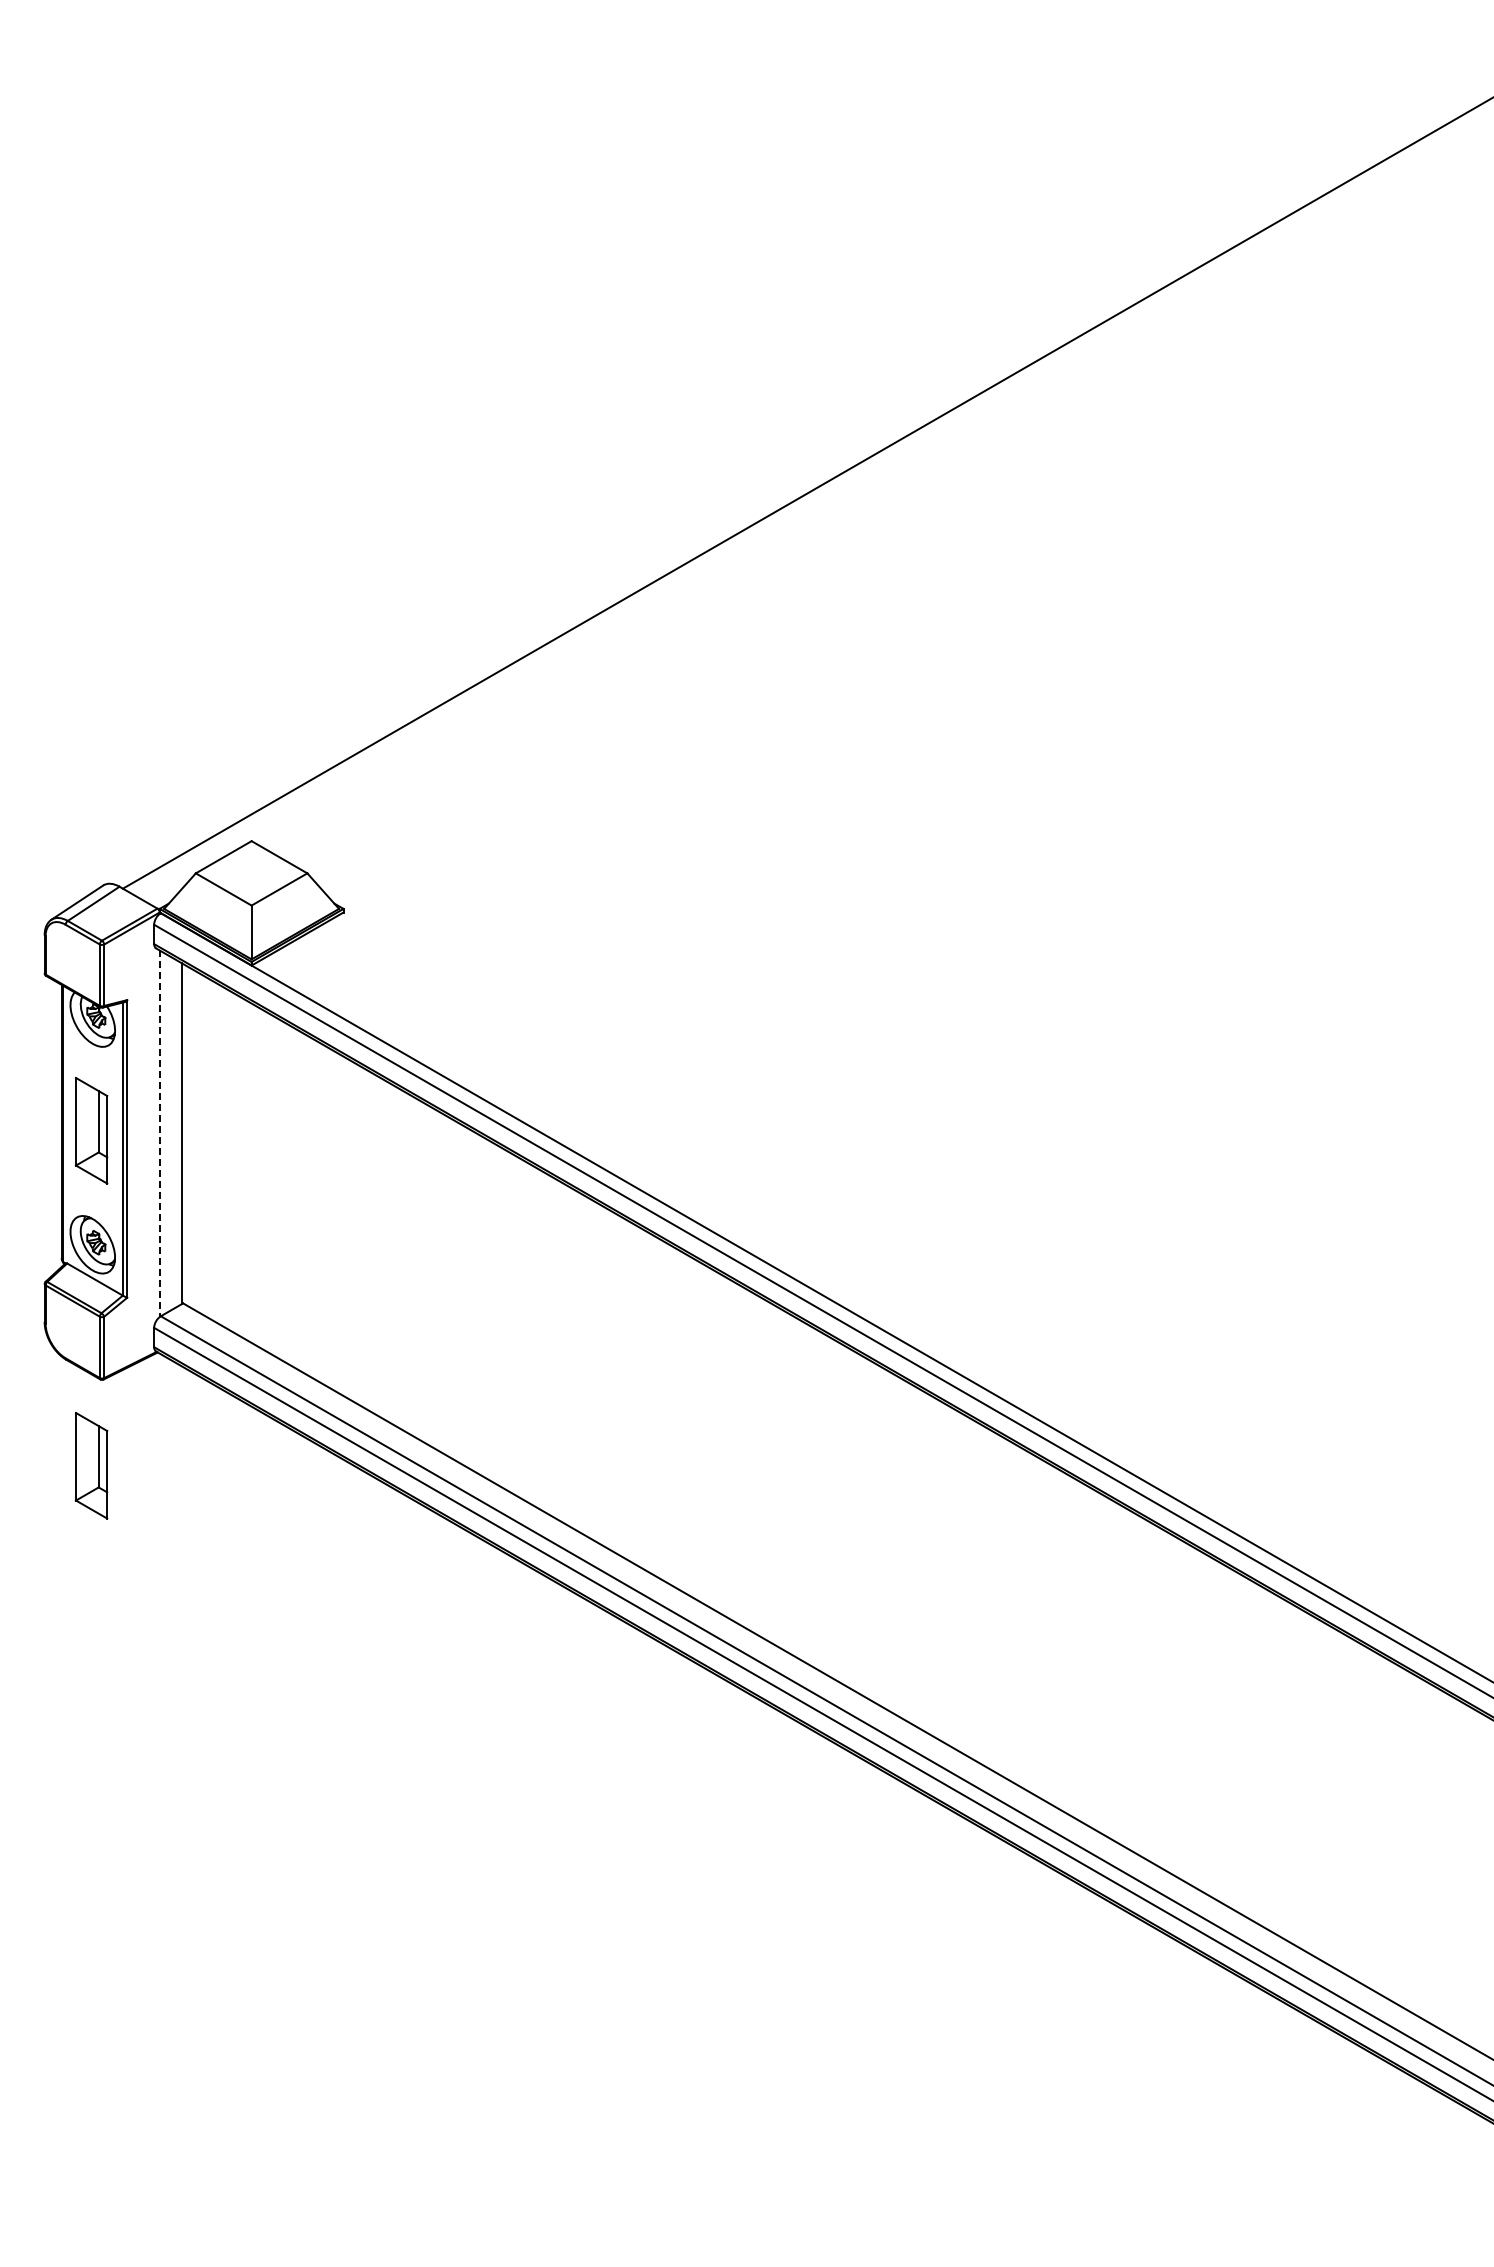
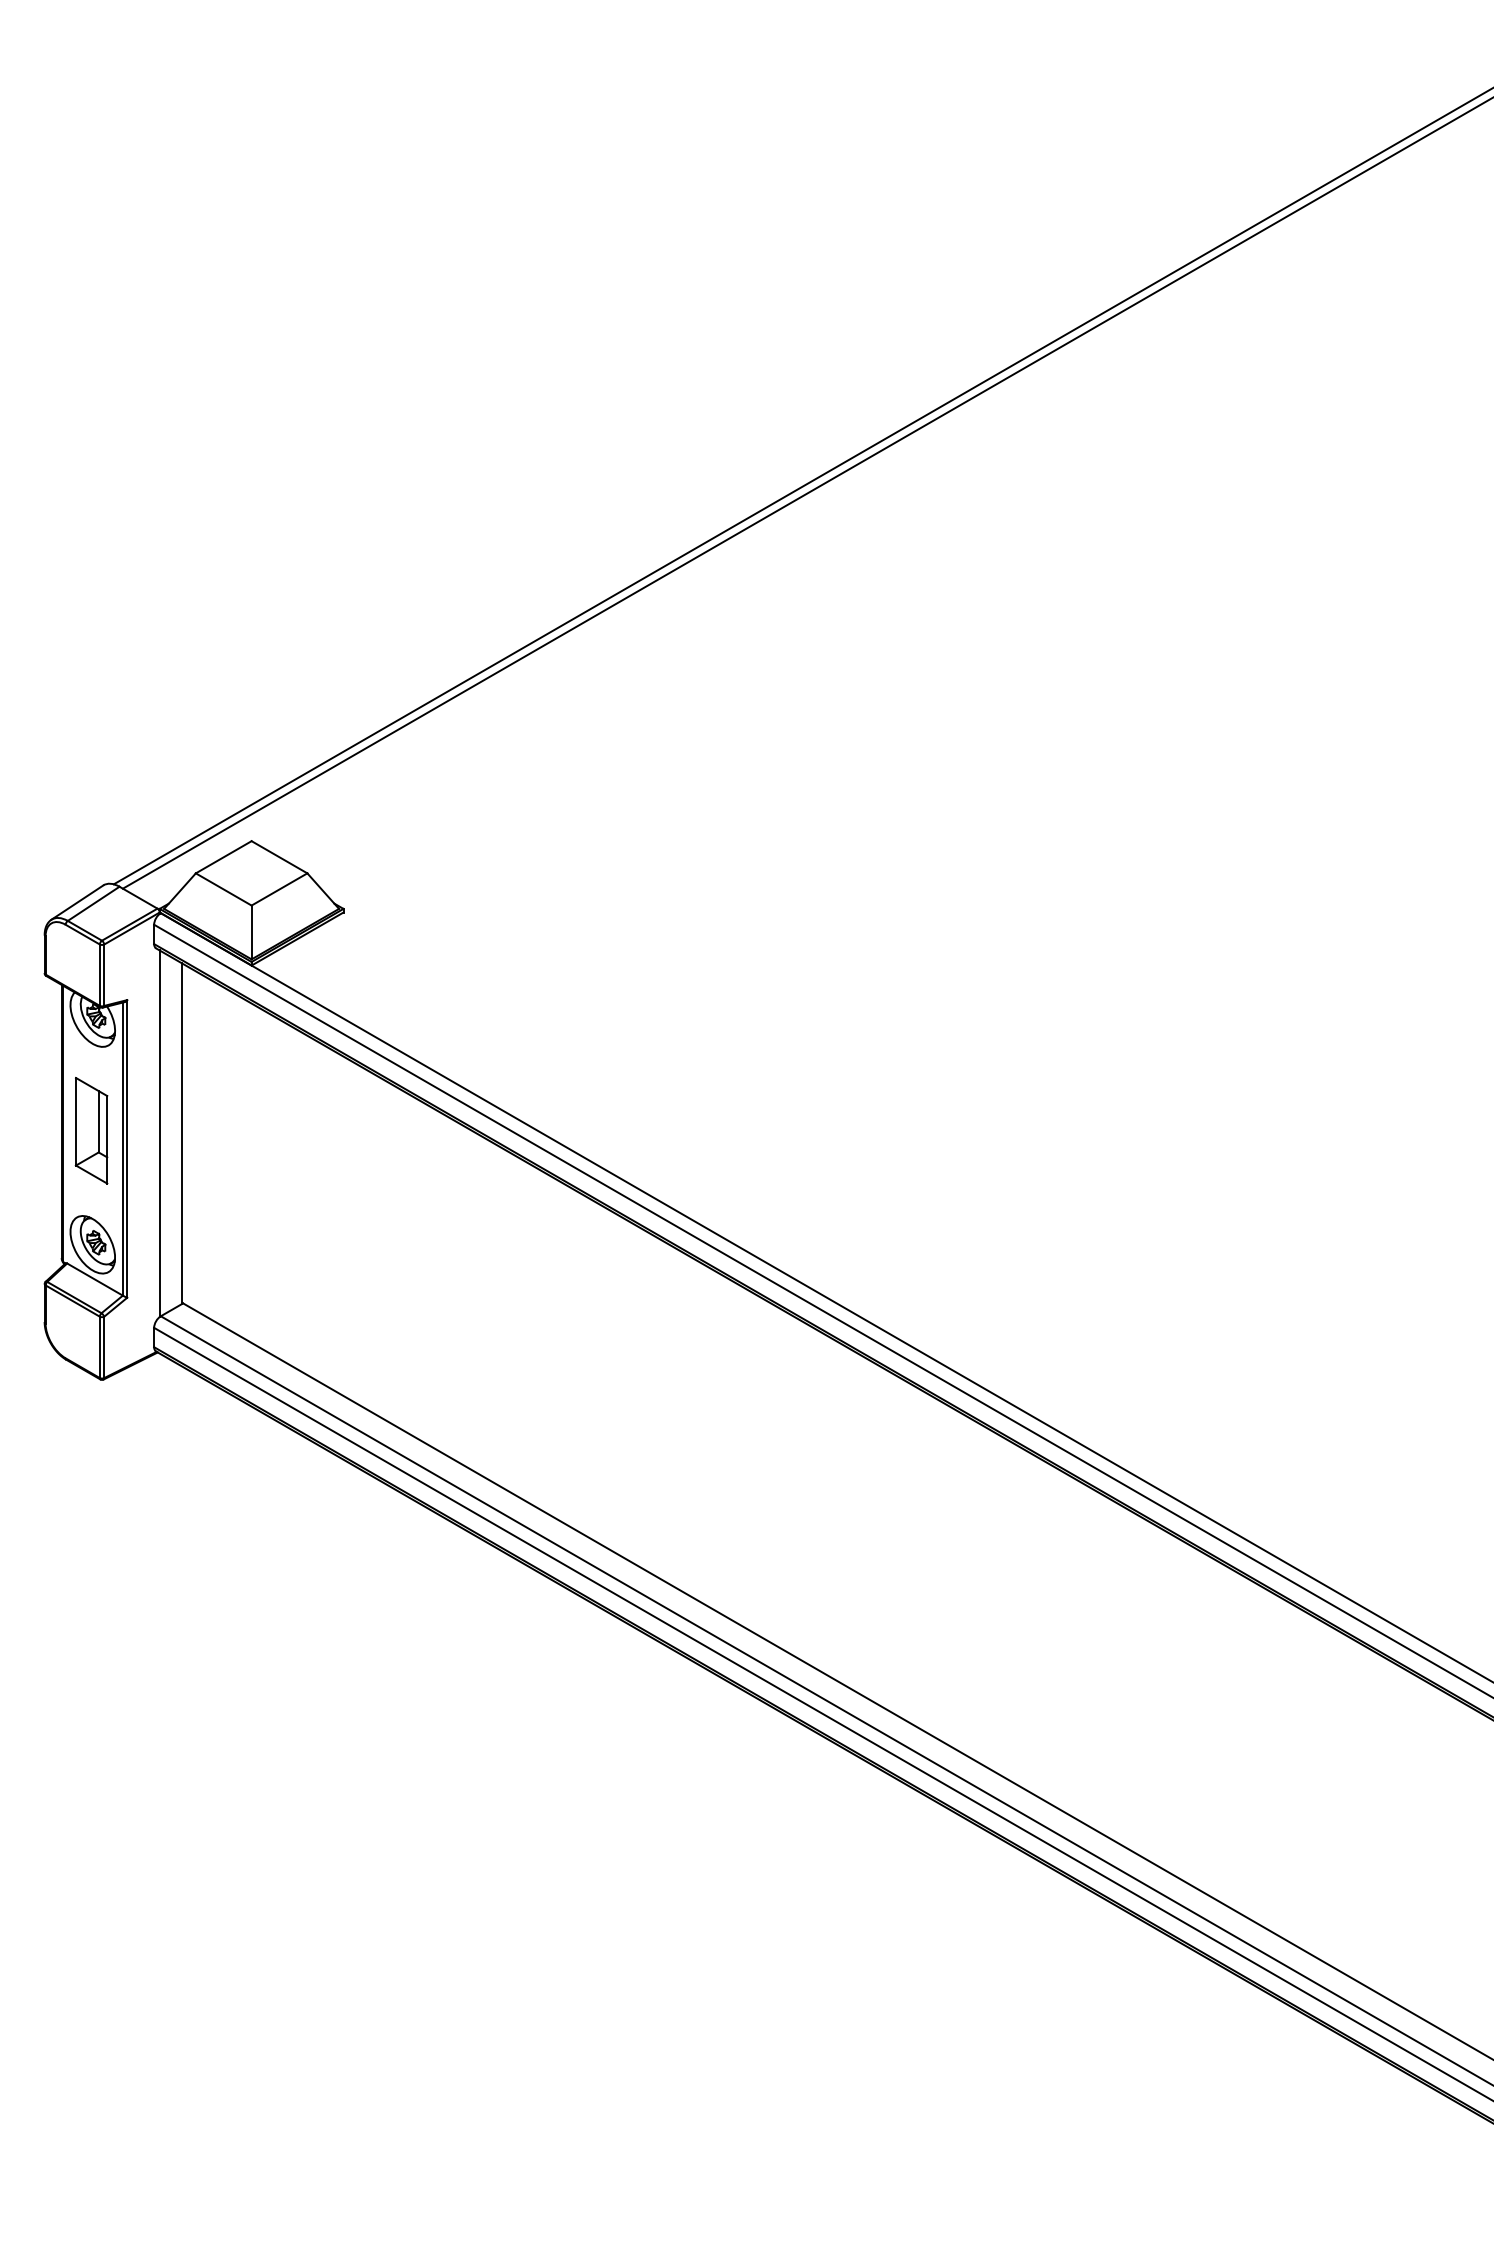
line: none -> present (801, 486)
line: dashed -> solid (159, 1134)
part: present -> none (91, 1465)
